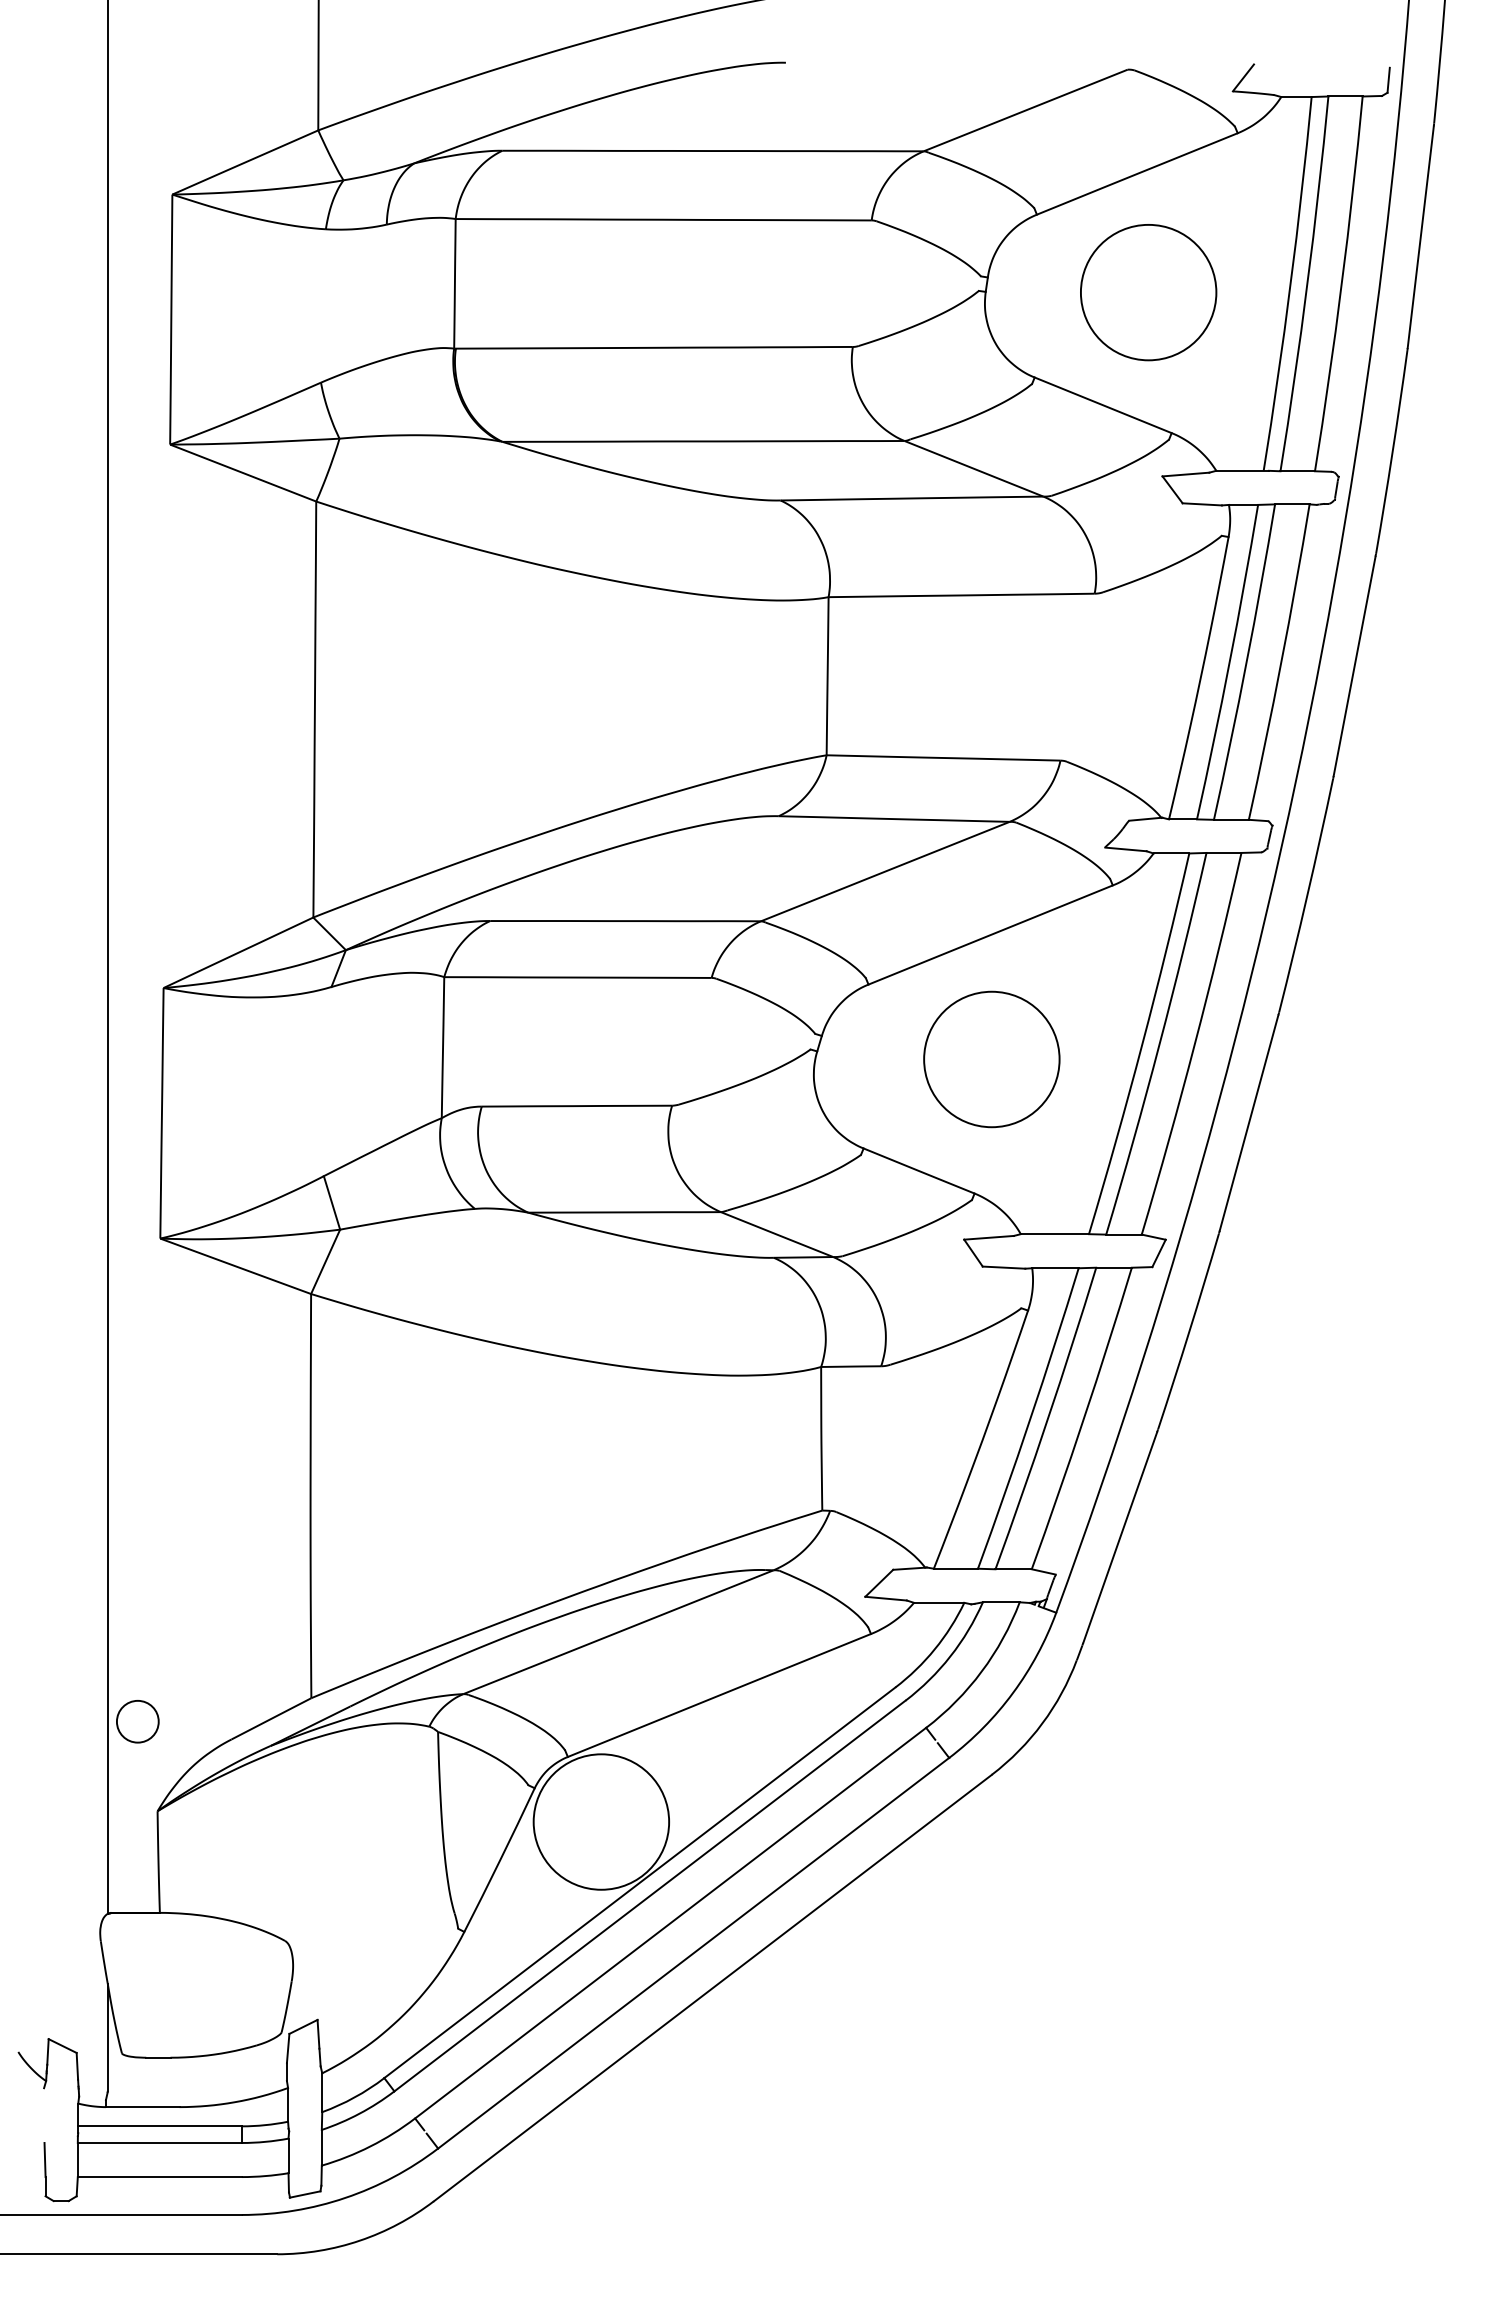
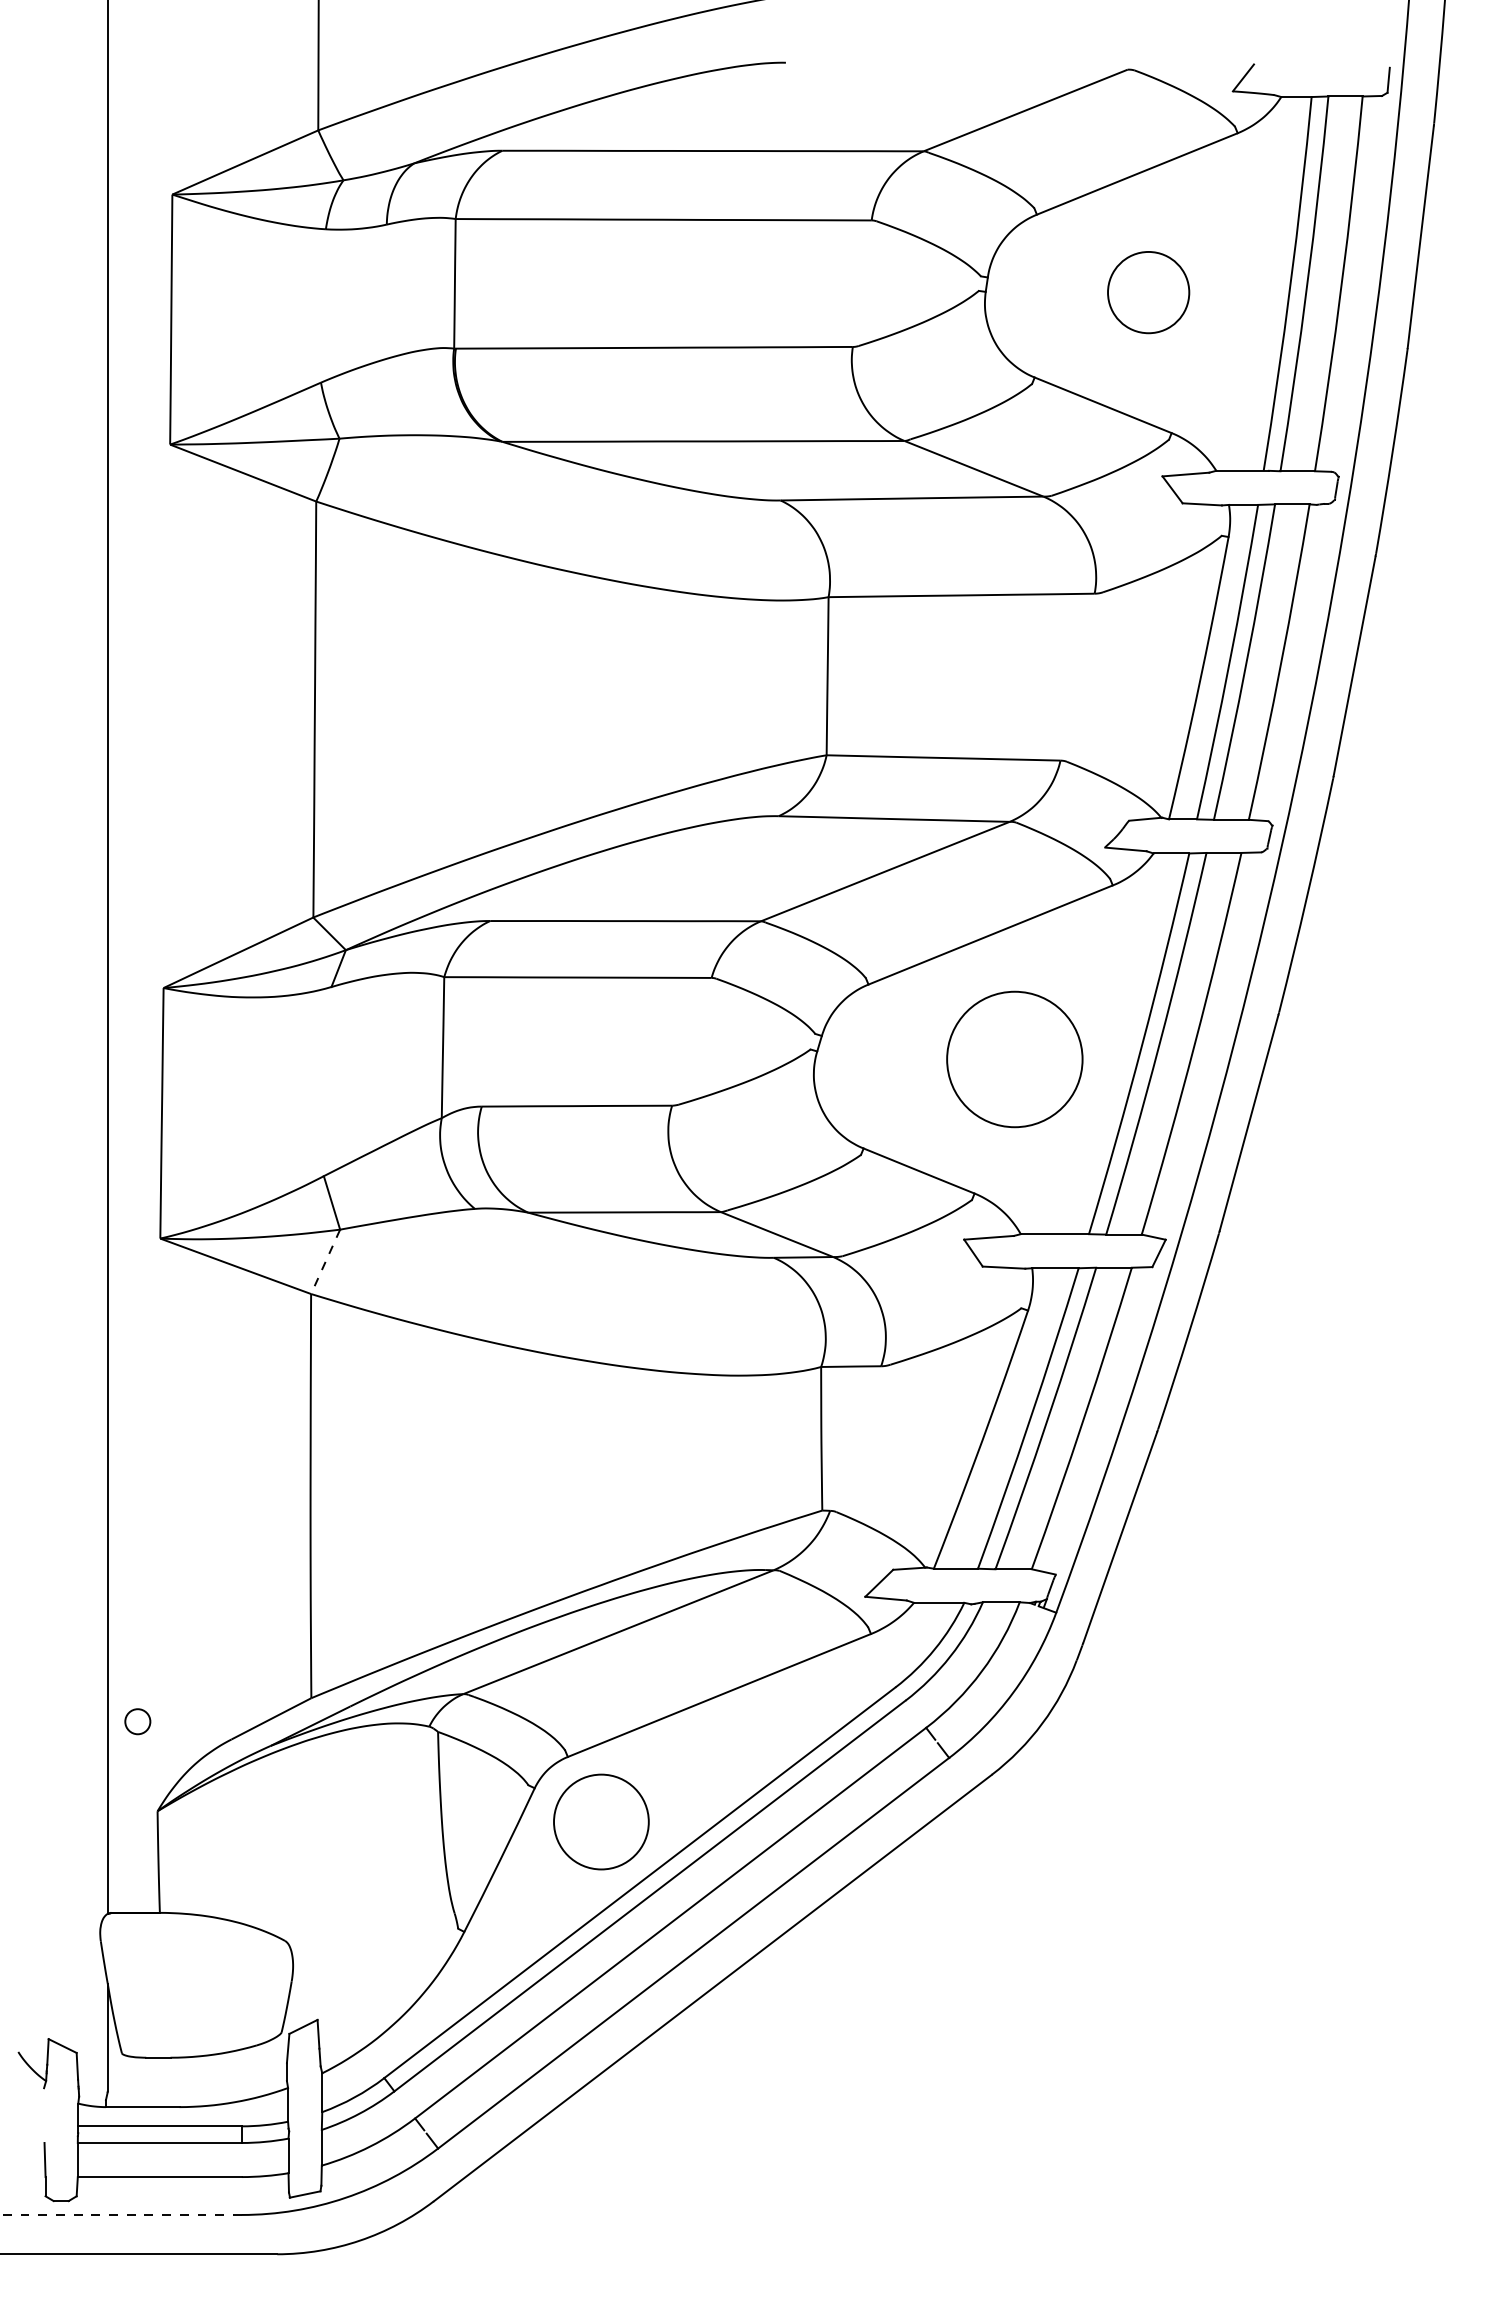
circle diameter: 135 px -> 81 px (1148, 292)
circle position: (991, 1059) -> (1014, 1059) (1014, 1059)
line: solid -> dashed (325, 1262)
circle diameter: 42 px -> 25 px (137, 1721)
circle diameter: 135 px -> 95 px (601, 1821)
line: solid -> dashed (120, 2214)
